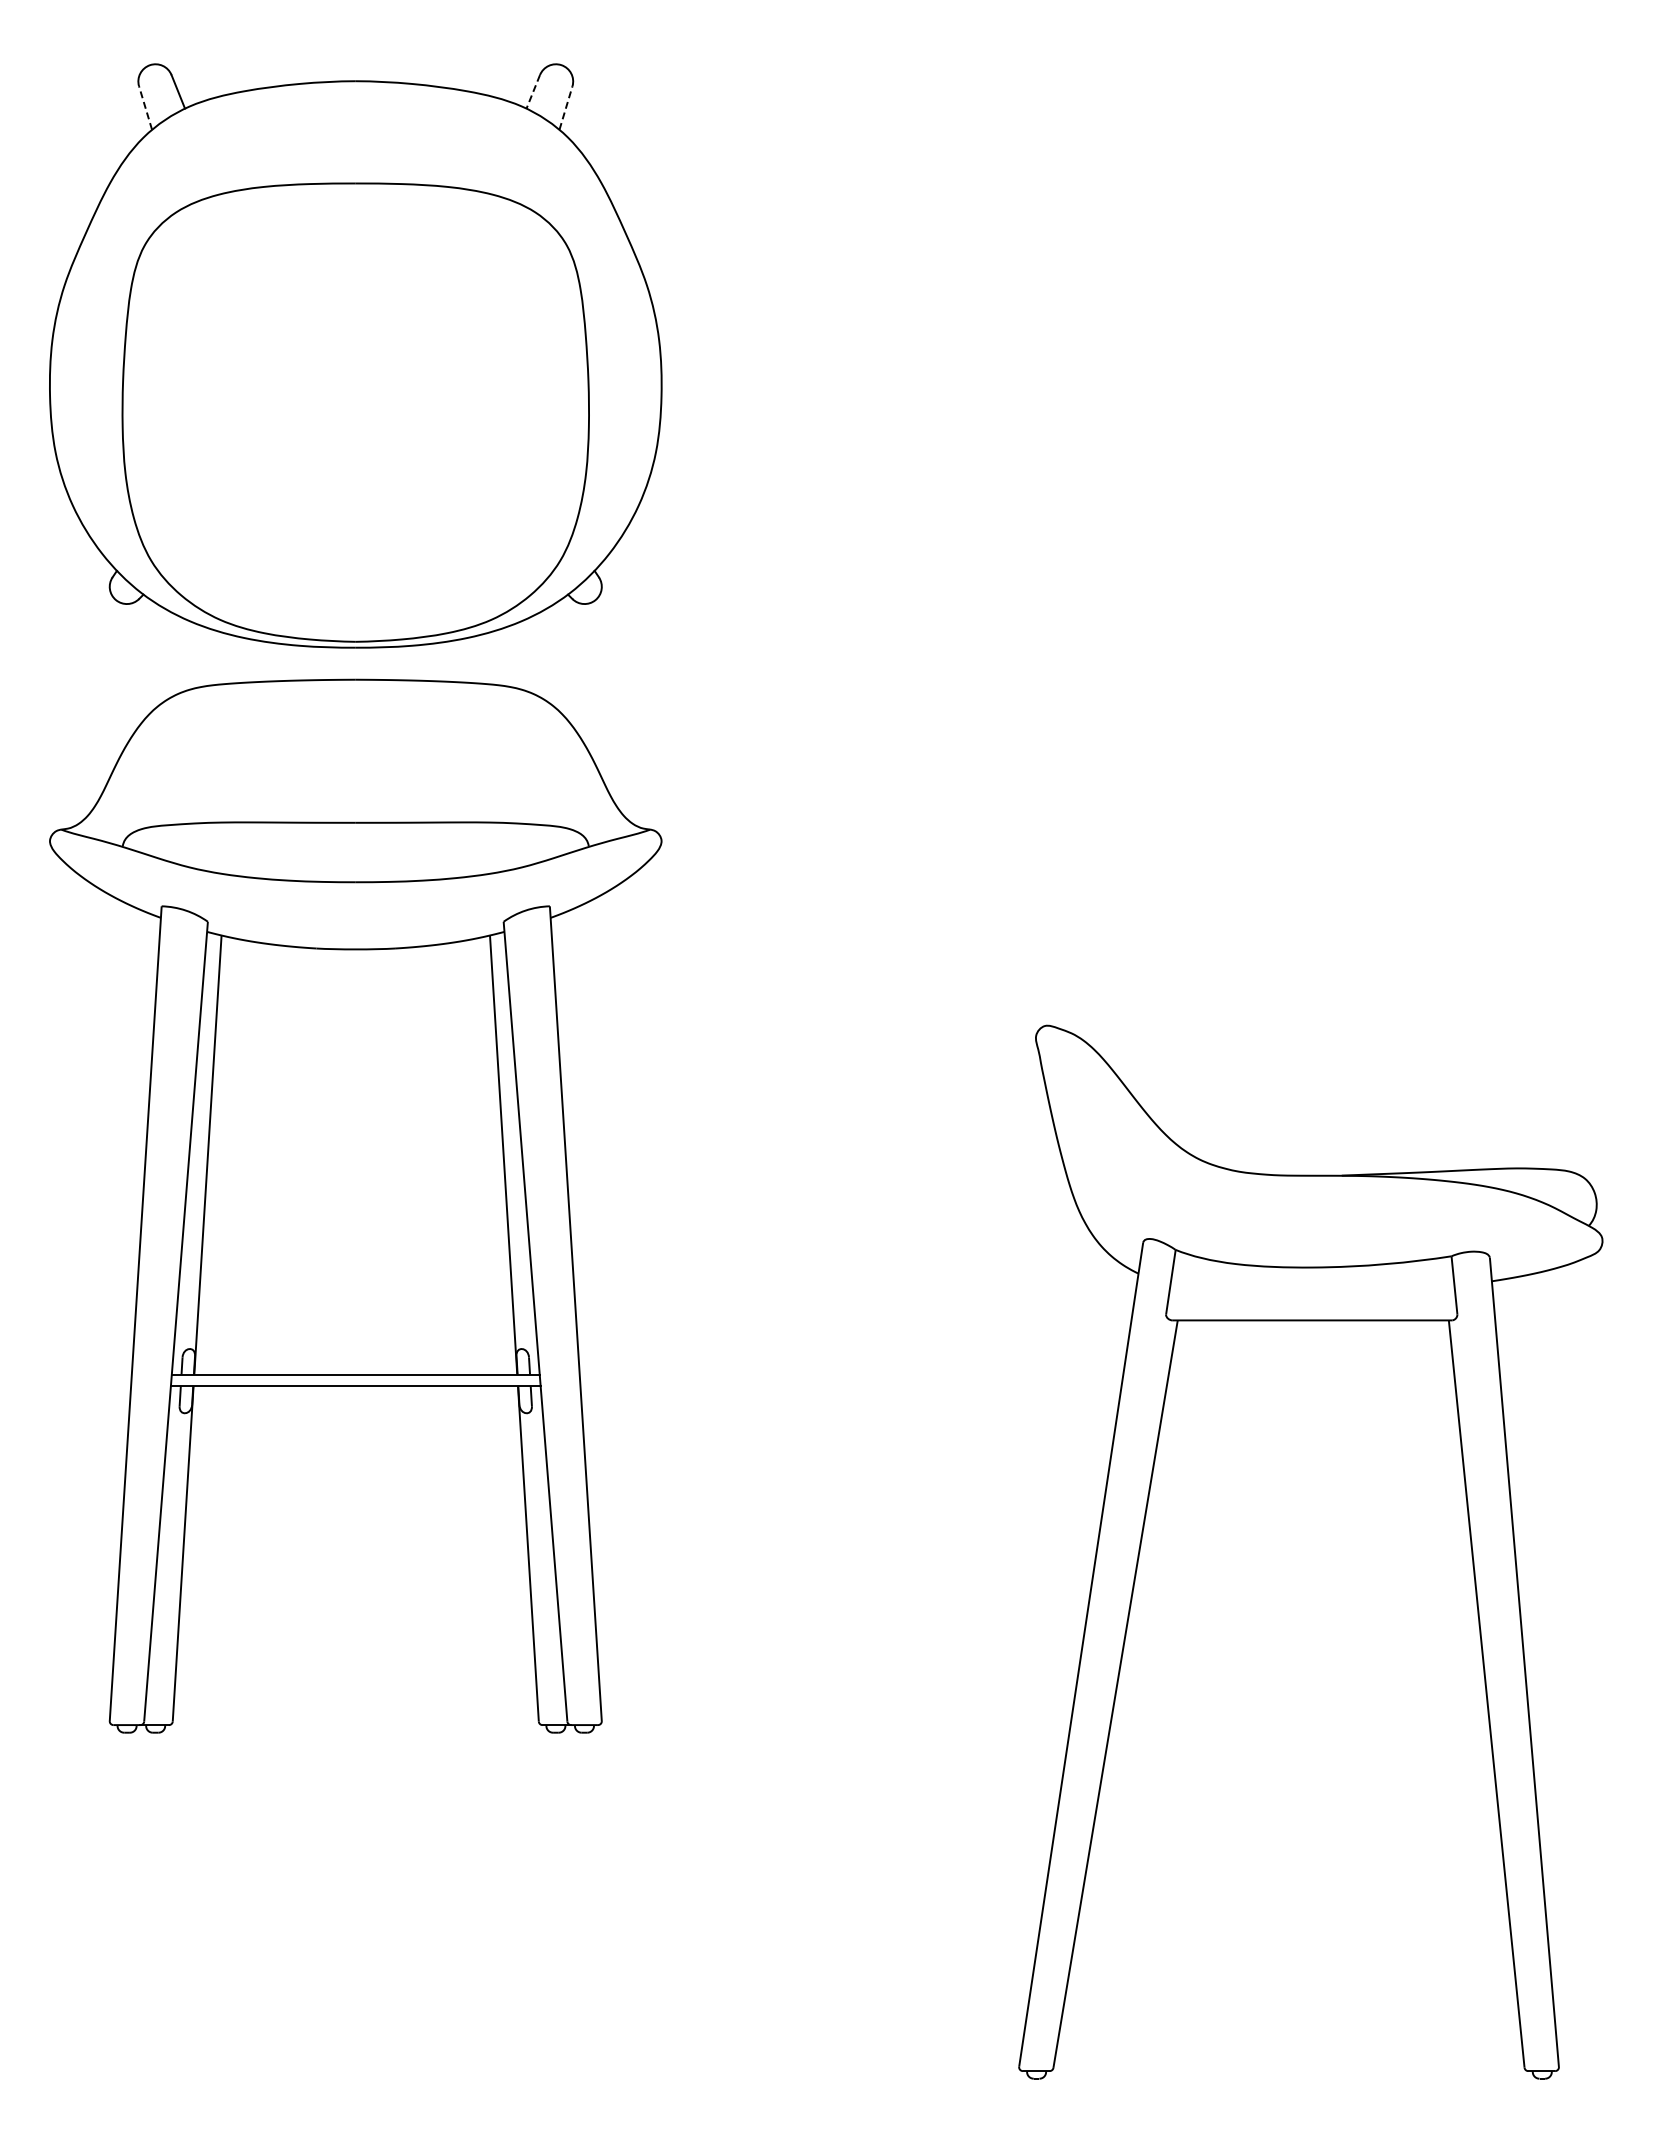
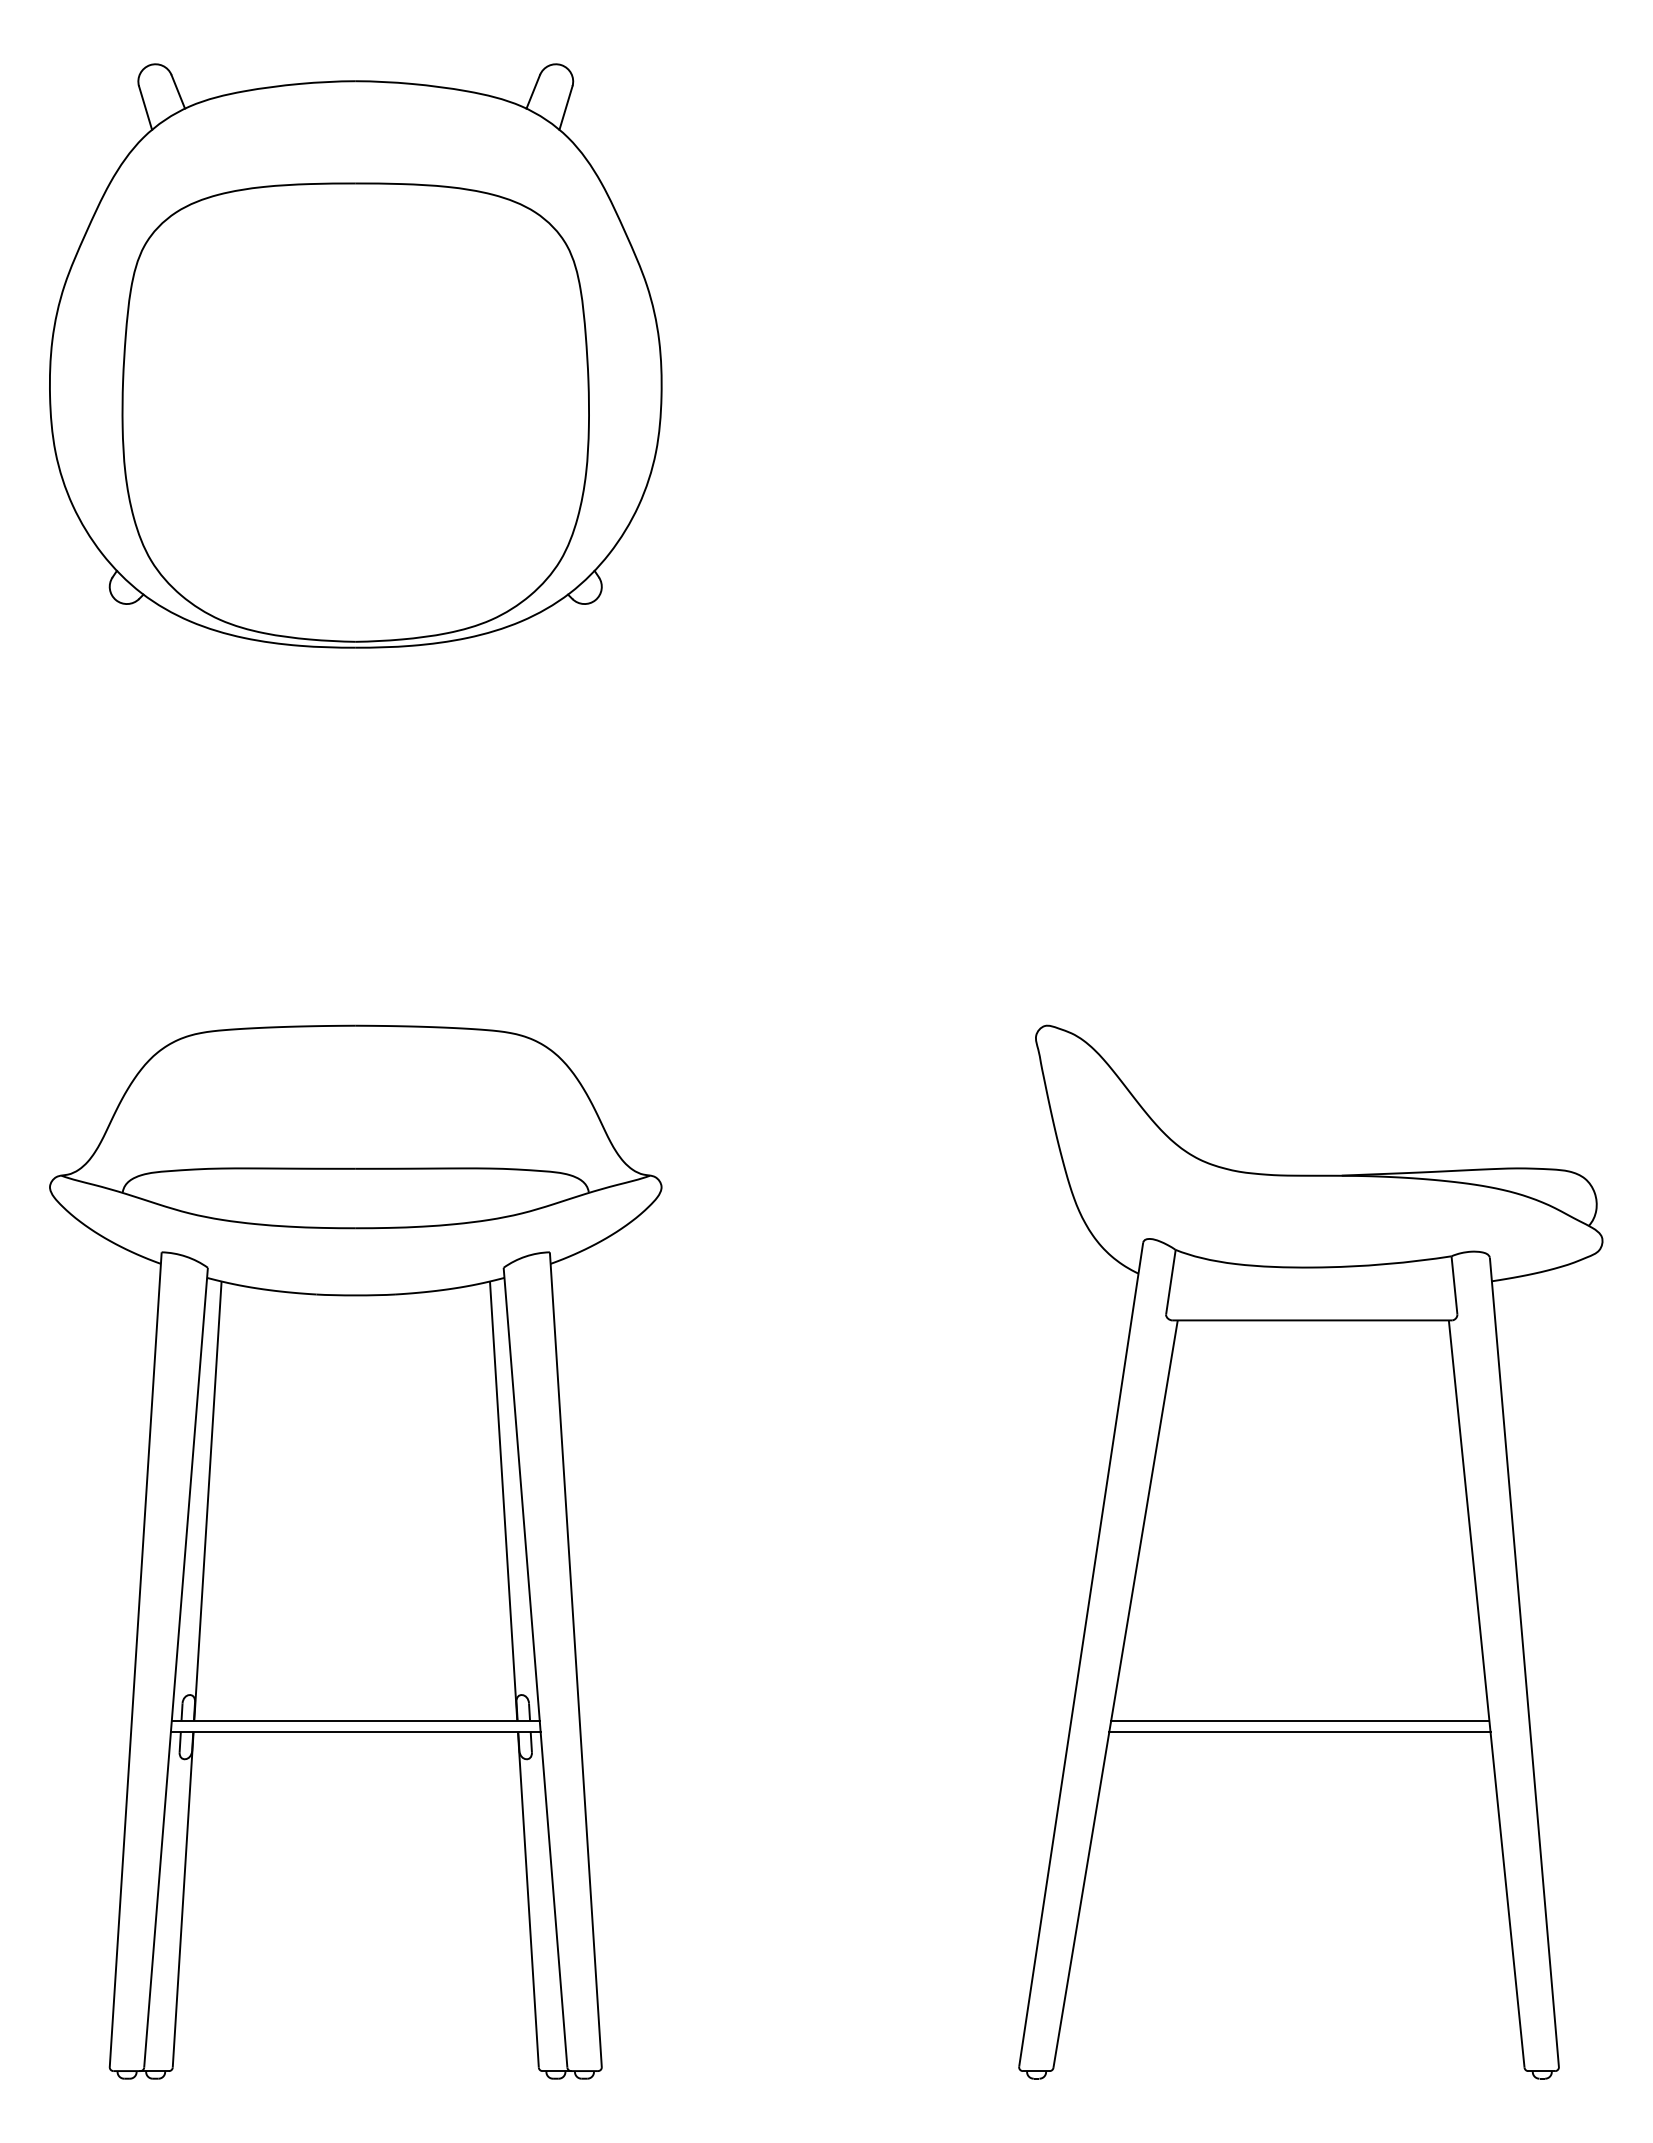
line: dashed -> solid (533, 92)
line: dashed -> solid (145, 107)
line: dashed -> solid (566, 107)
part position: (355, 1205) -> (355, 1551) (355, 1551)
line: none -> present (1300, 1720)
line: none -> present (1299, 1731)
